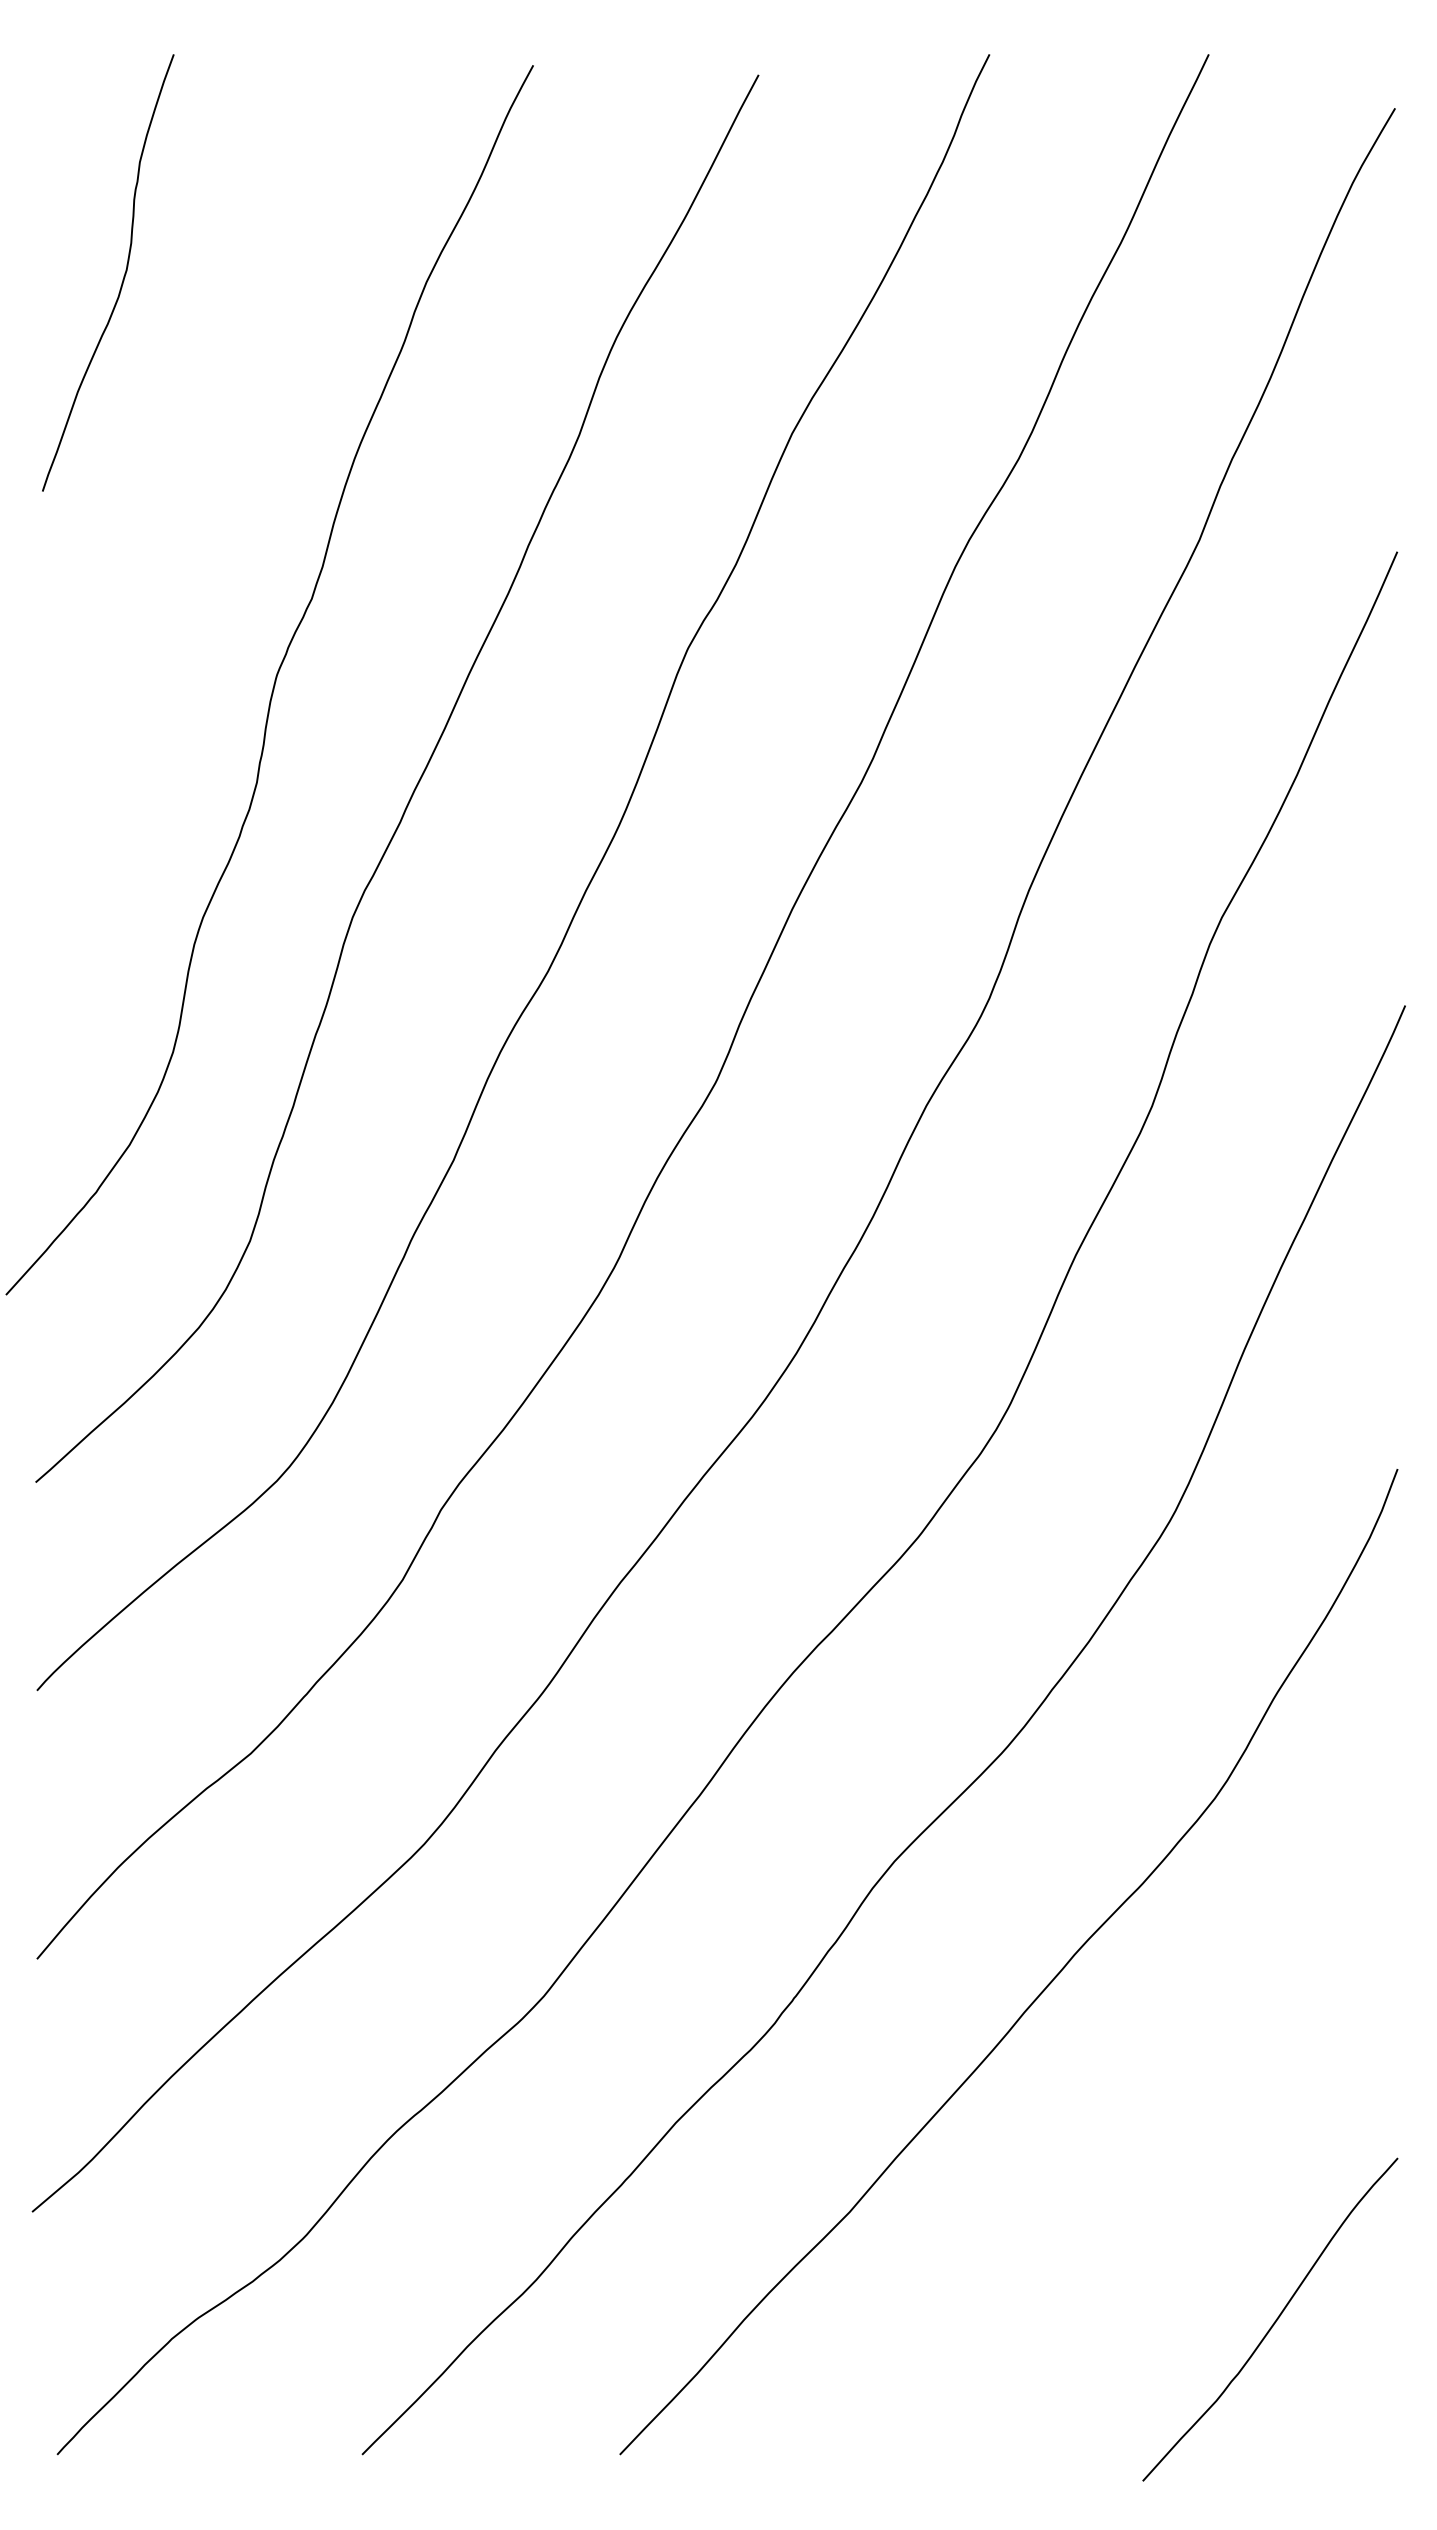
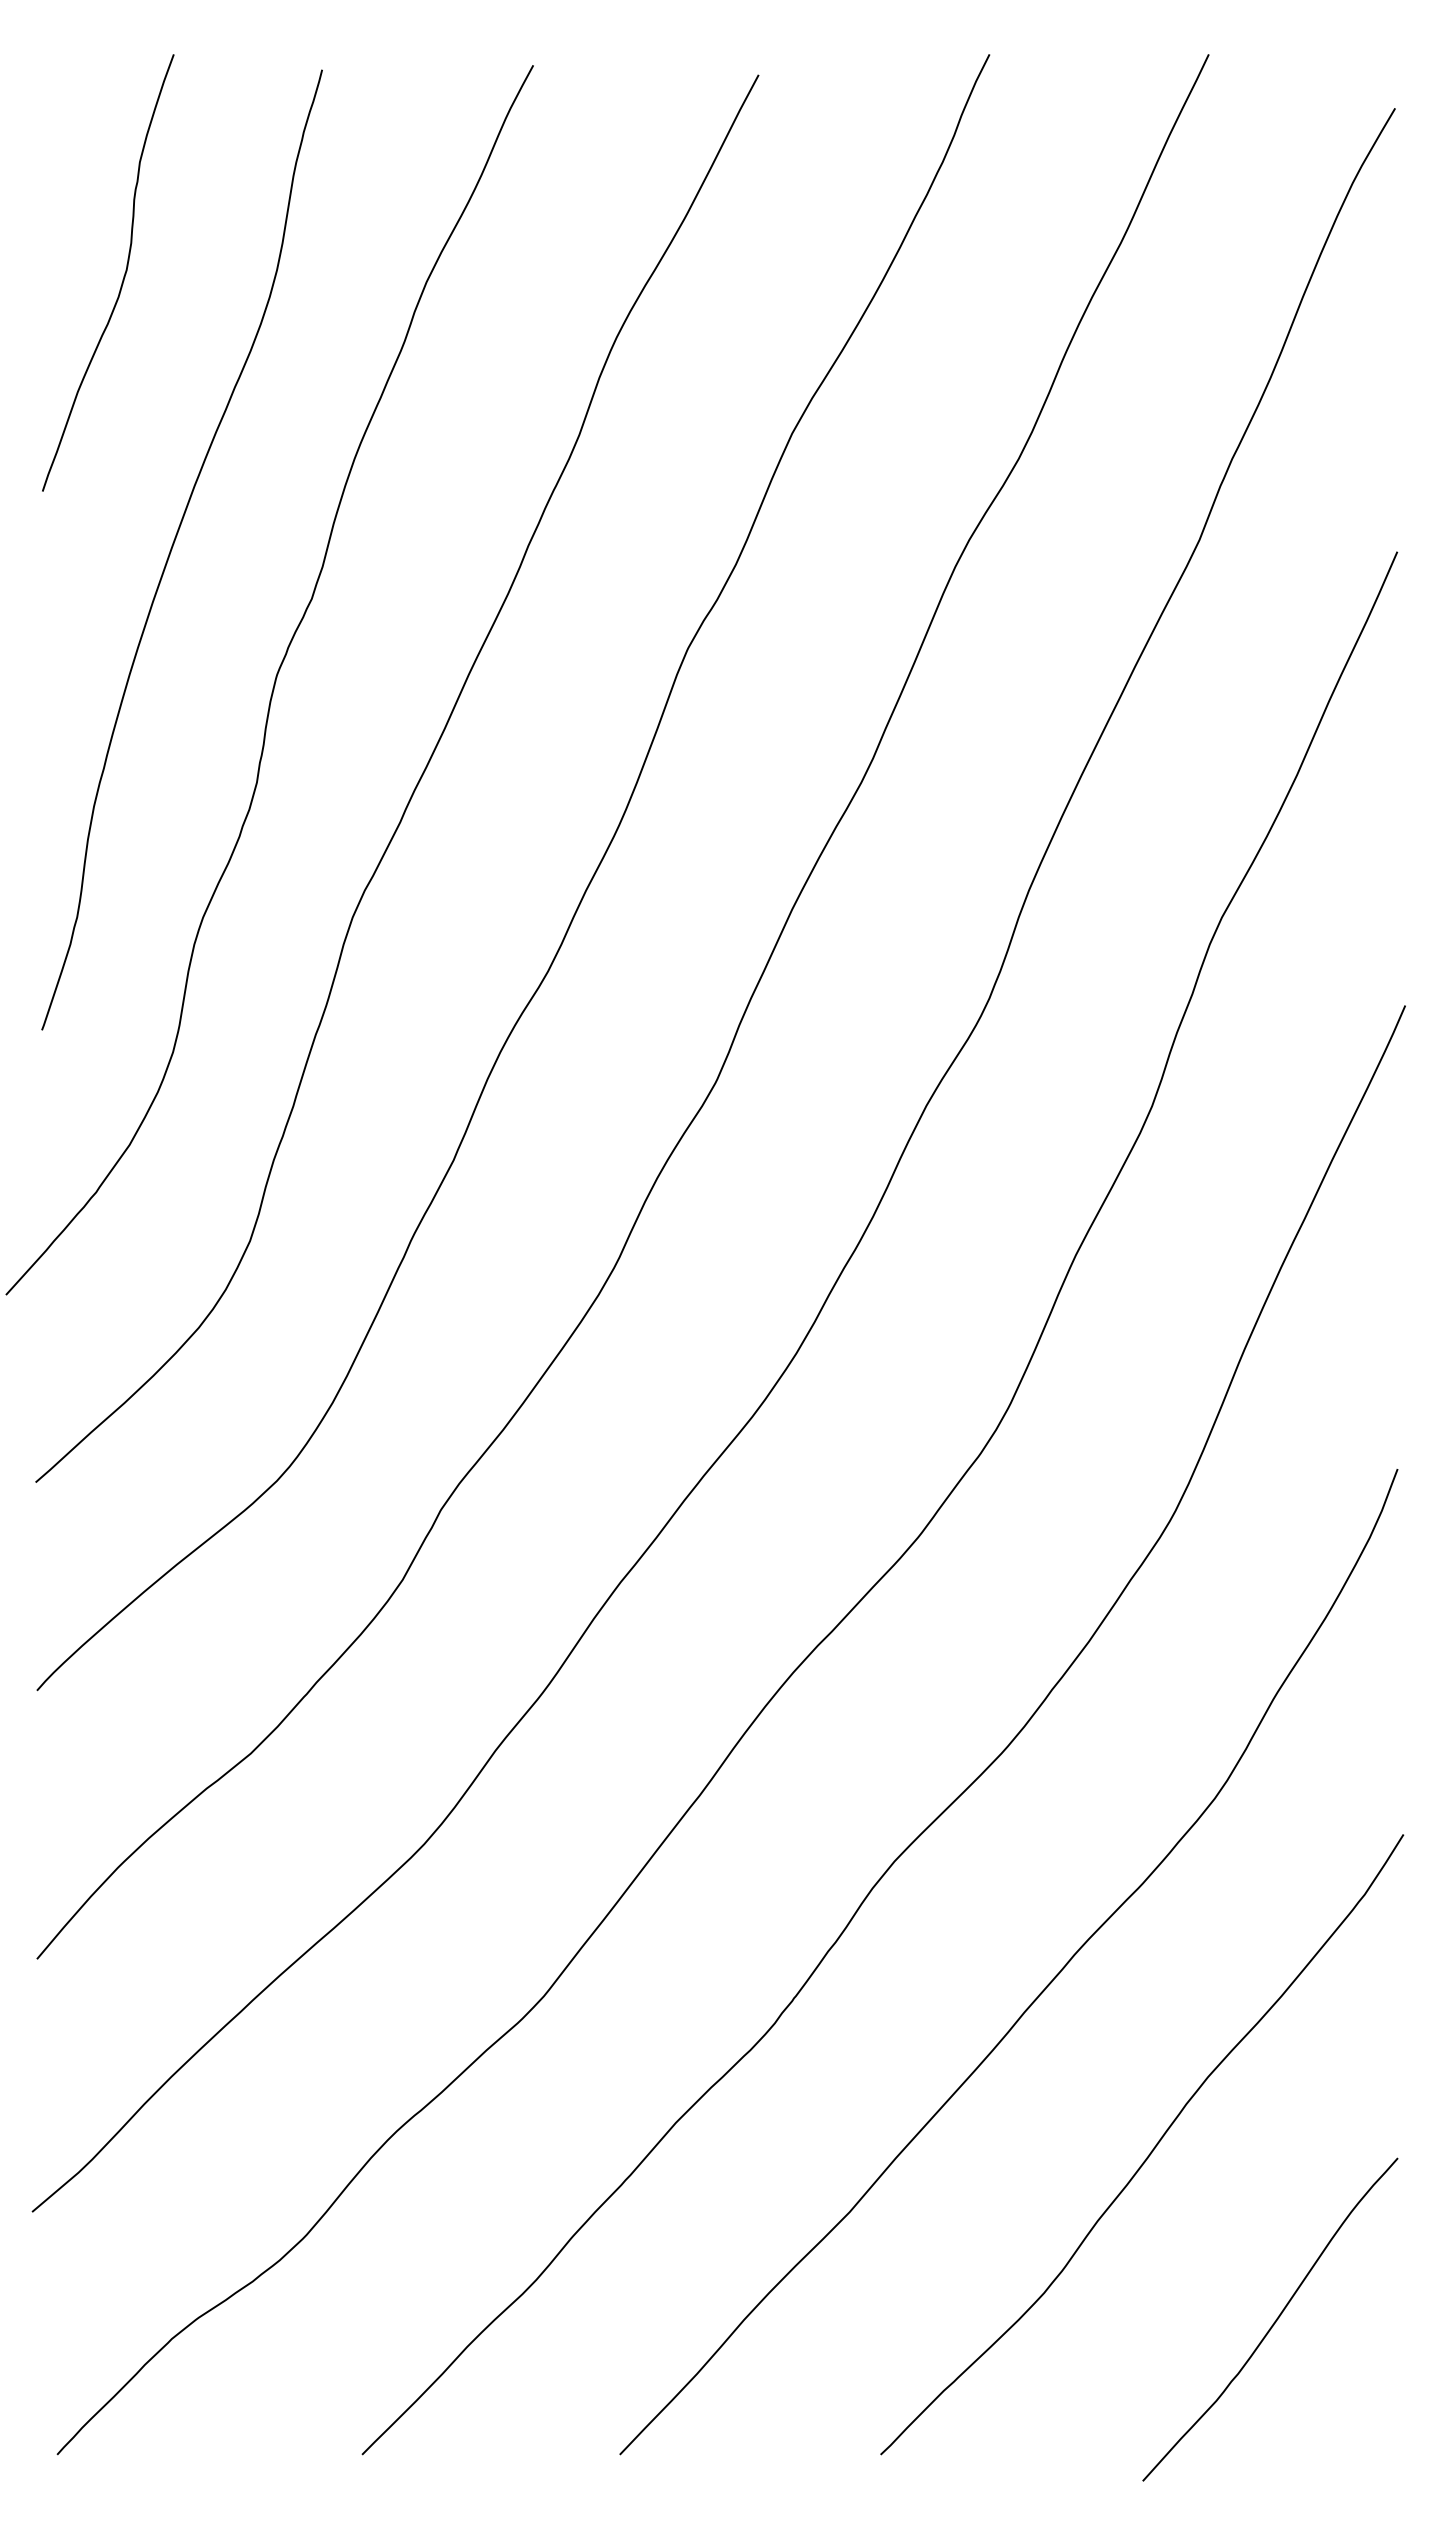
curve: none -> present (173, 546)
curve: none -> present (1151, 2150)
